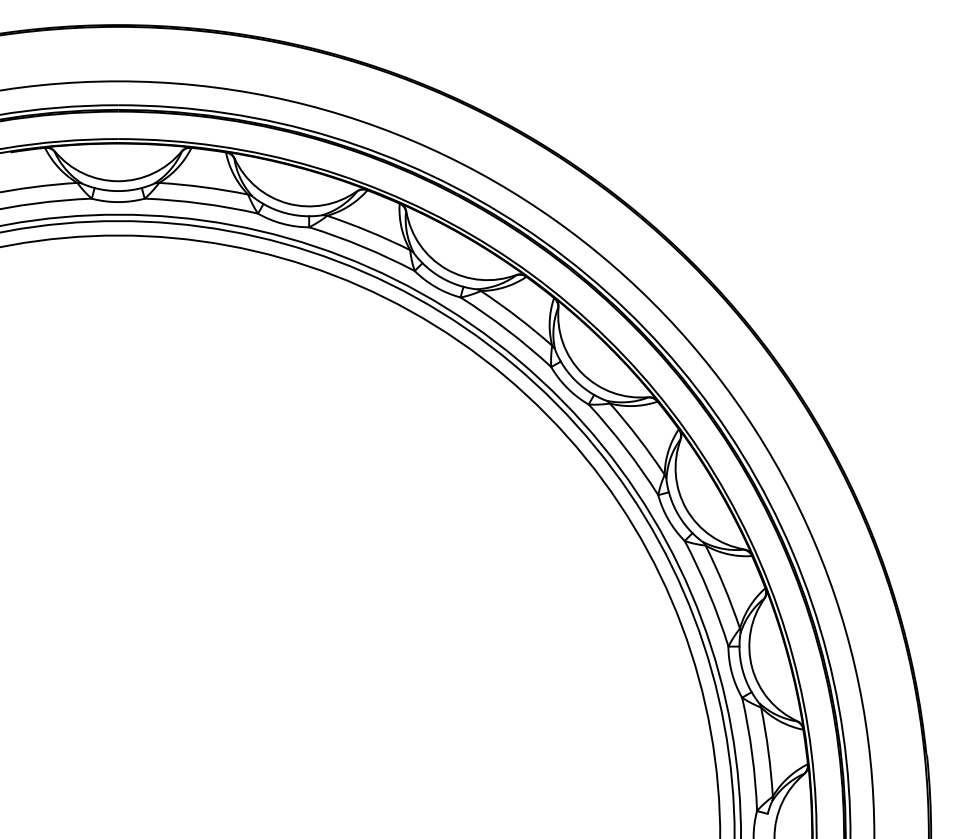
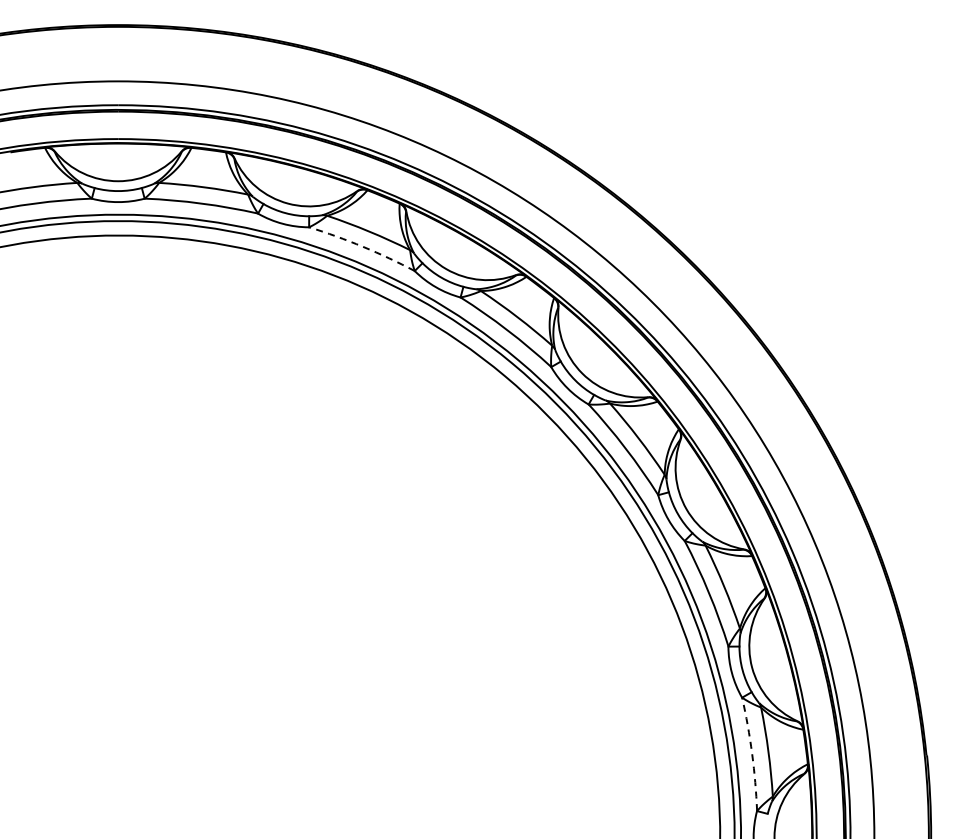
arc: solid -> dashed (362, 246)
arc: solid -> dashed (752, 754)
